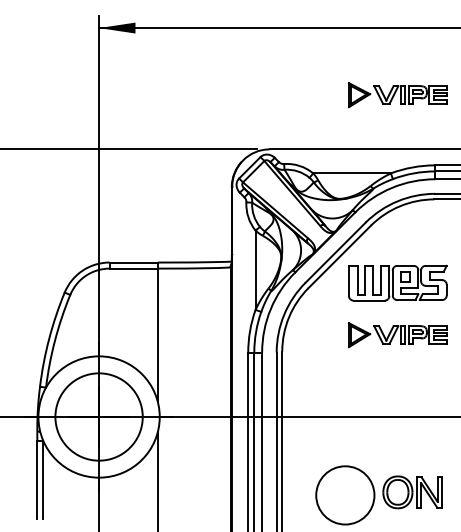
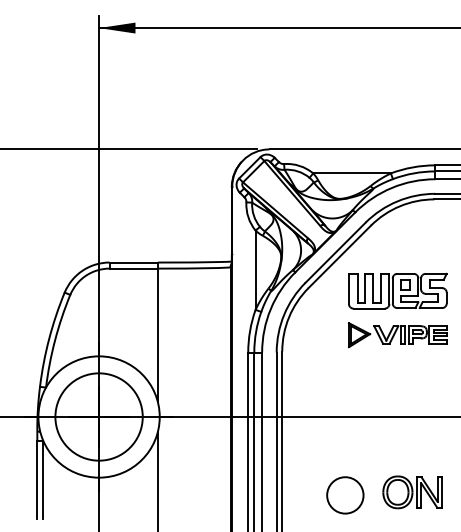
part: present -> none (397, 95)
part position: (397, 282) -> (397, 290) (397, 290)
circle diameter: 58 px -> 36 px (345, 495)
